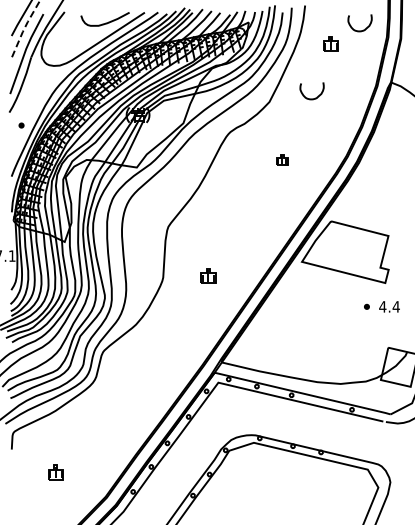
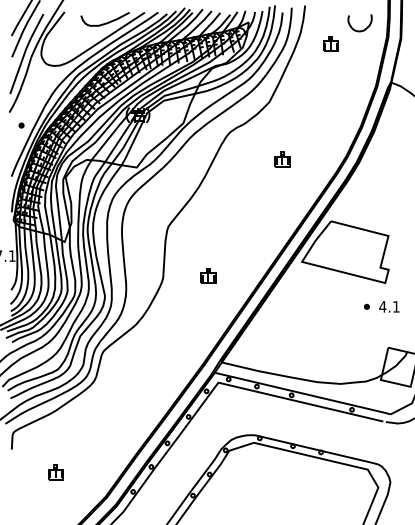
line: dashed -> solid (24, 27)
curve: present -> none (311, 98)
part size: 13x12 px -> 17x17 px (282, 159)
text: 4.4 -> 4.1 (395, 306)
